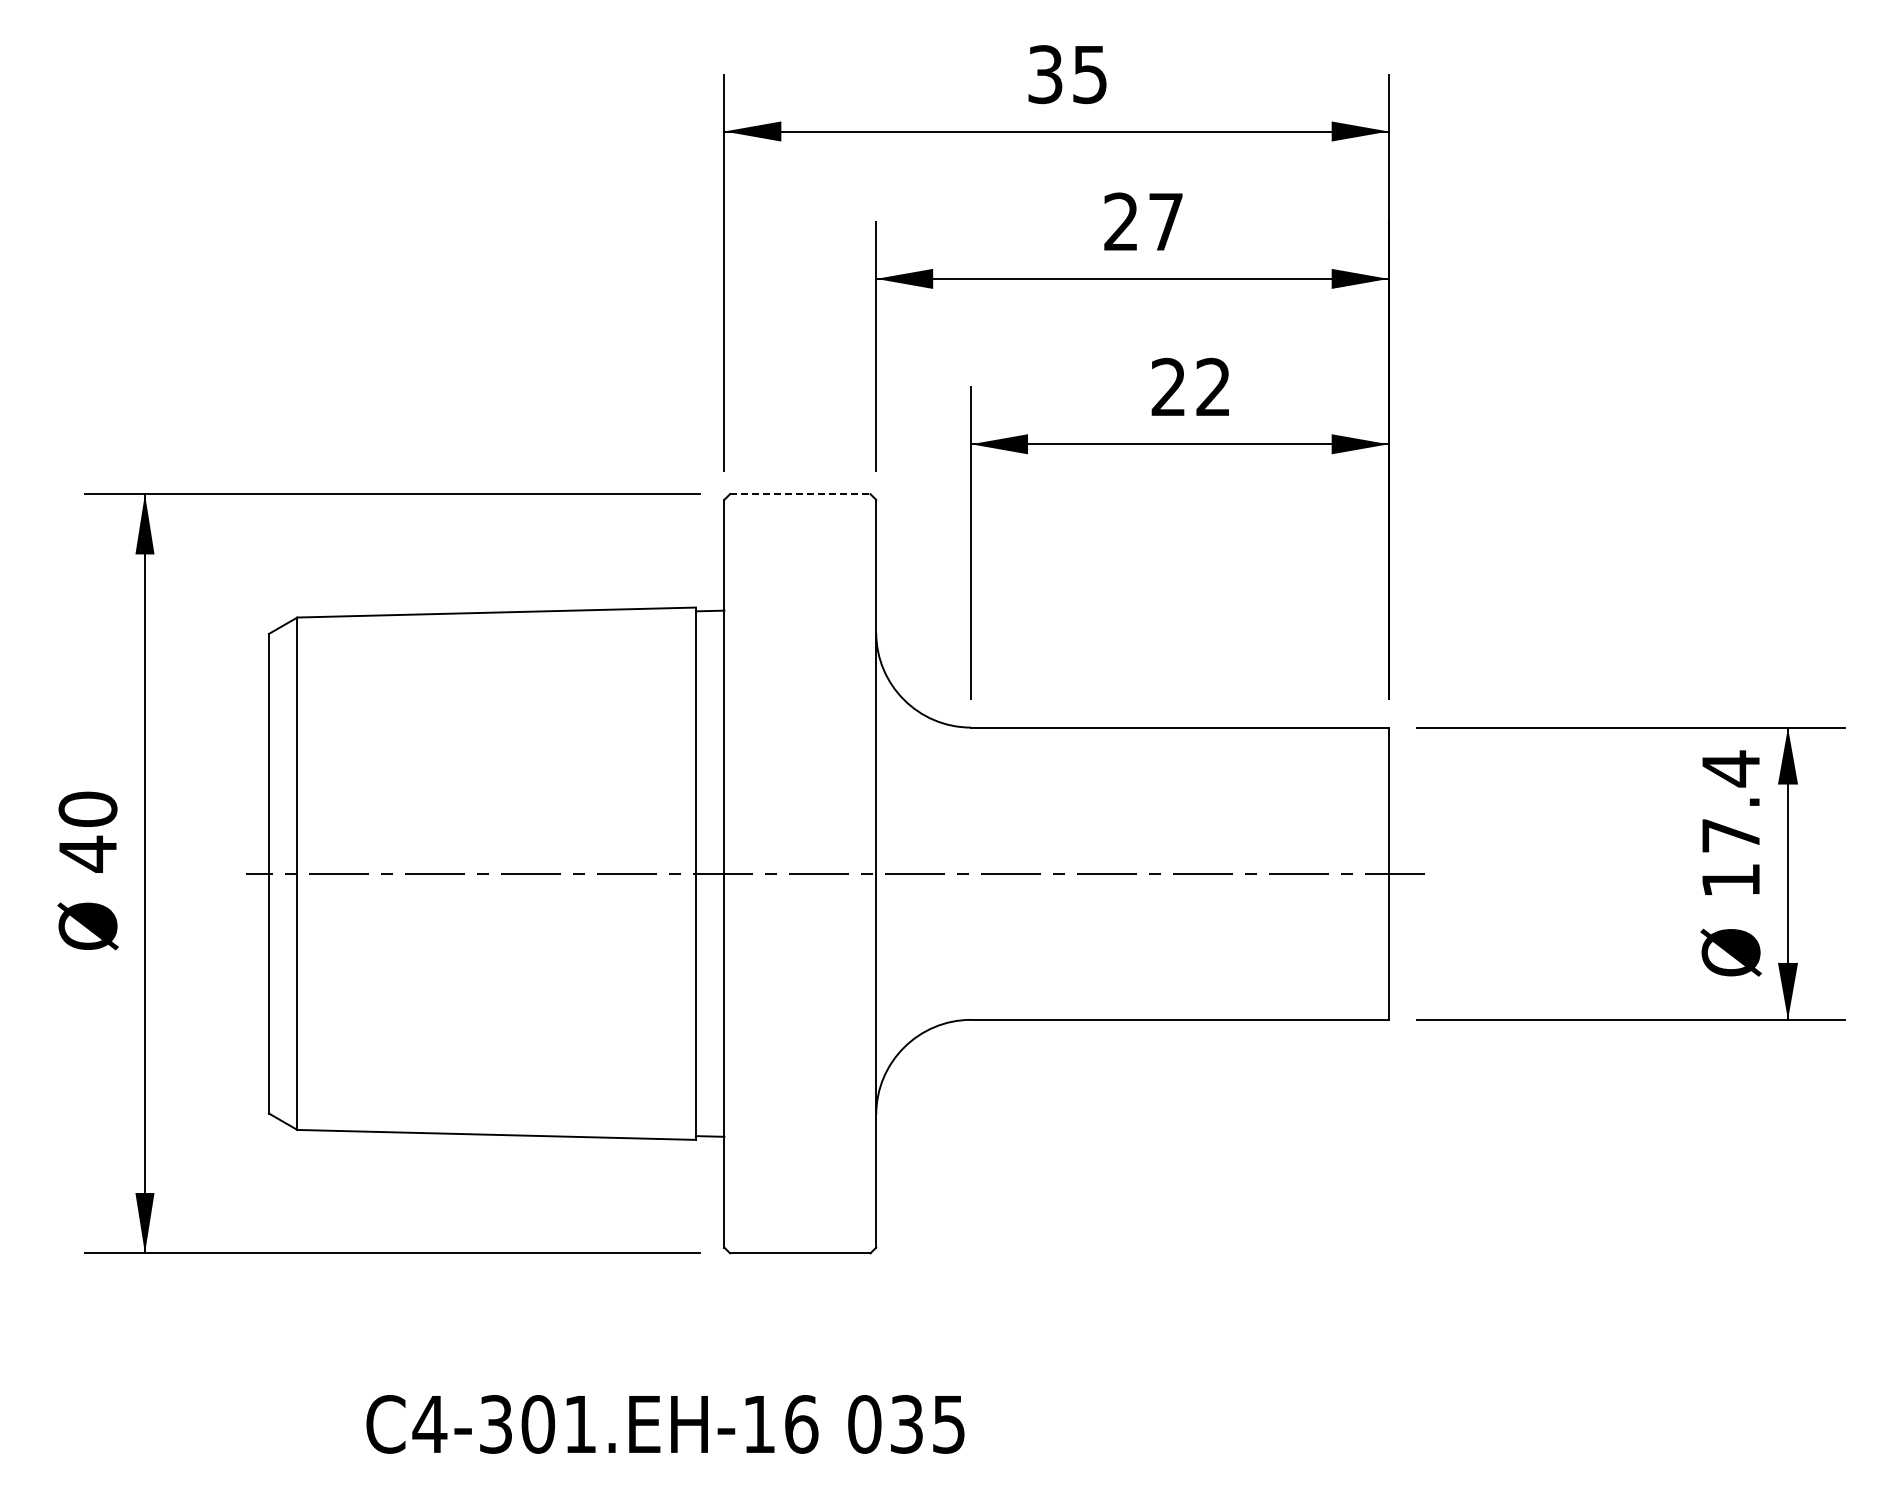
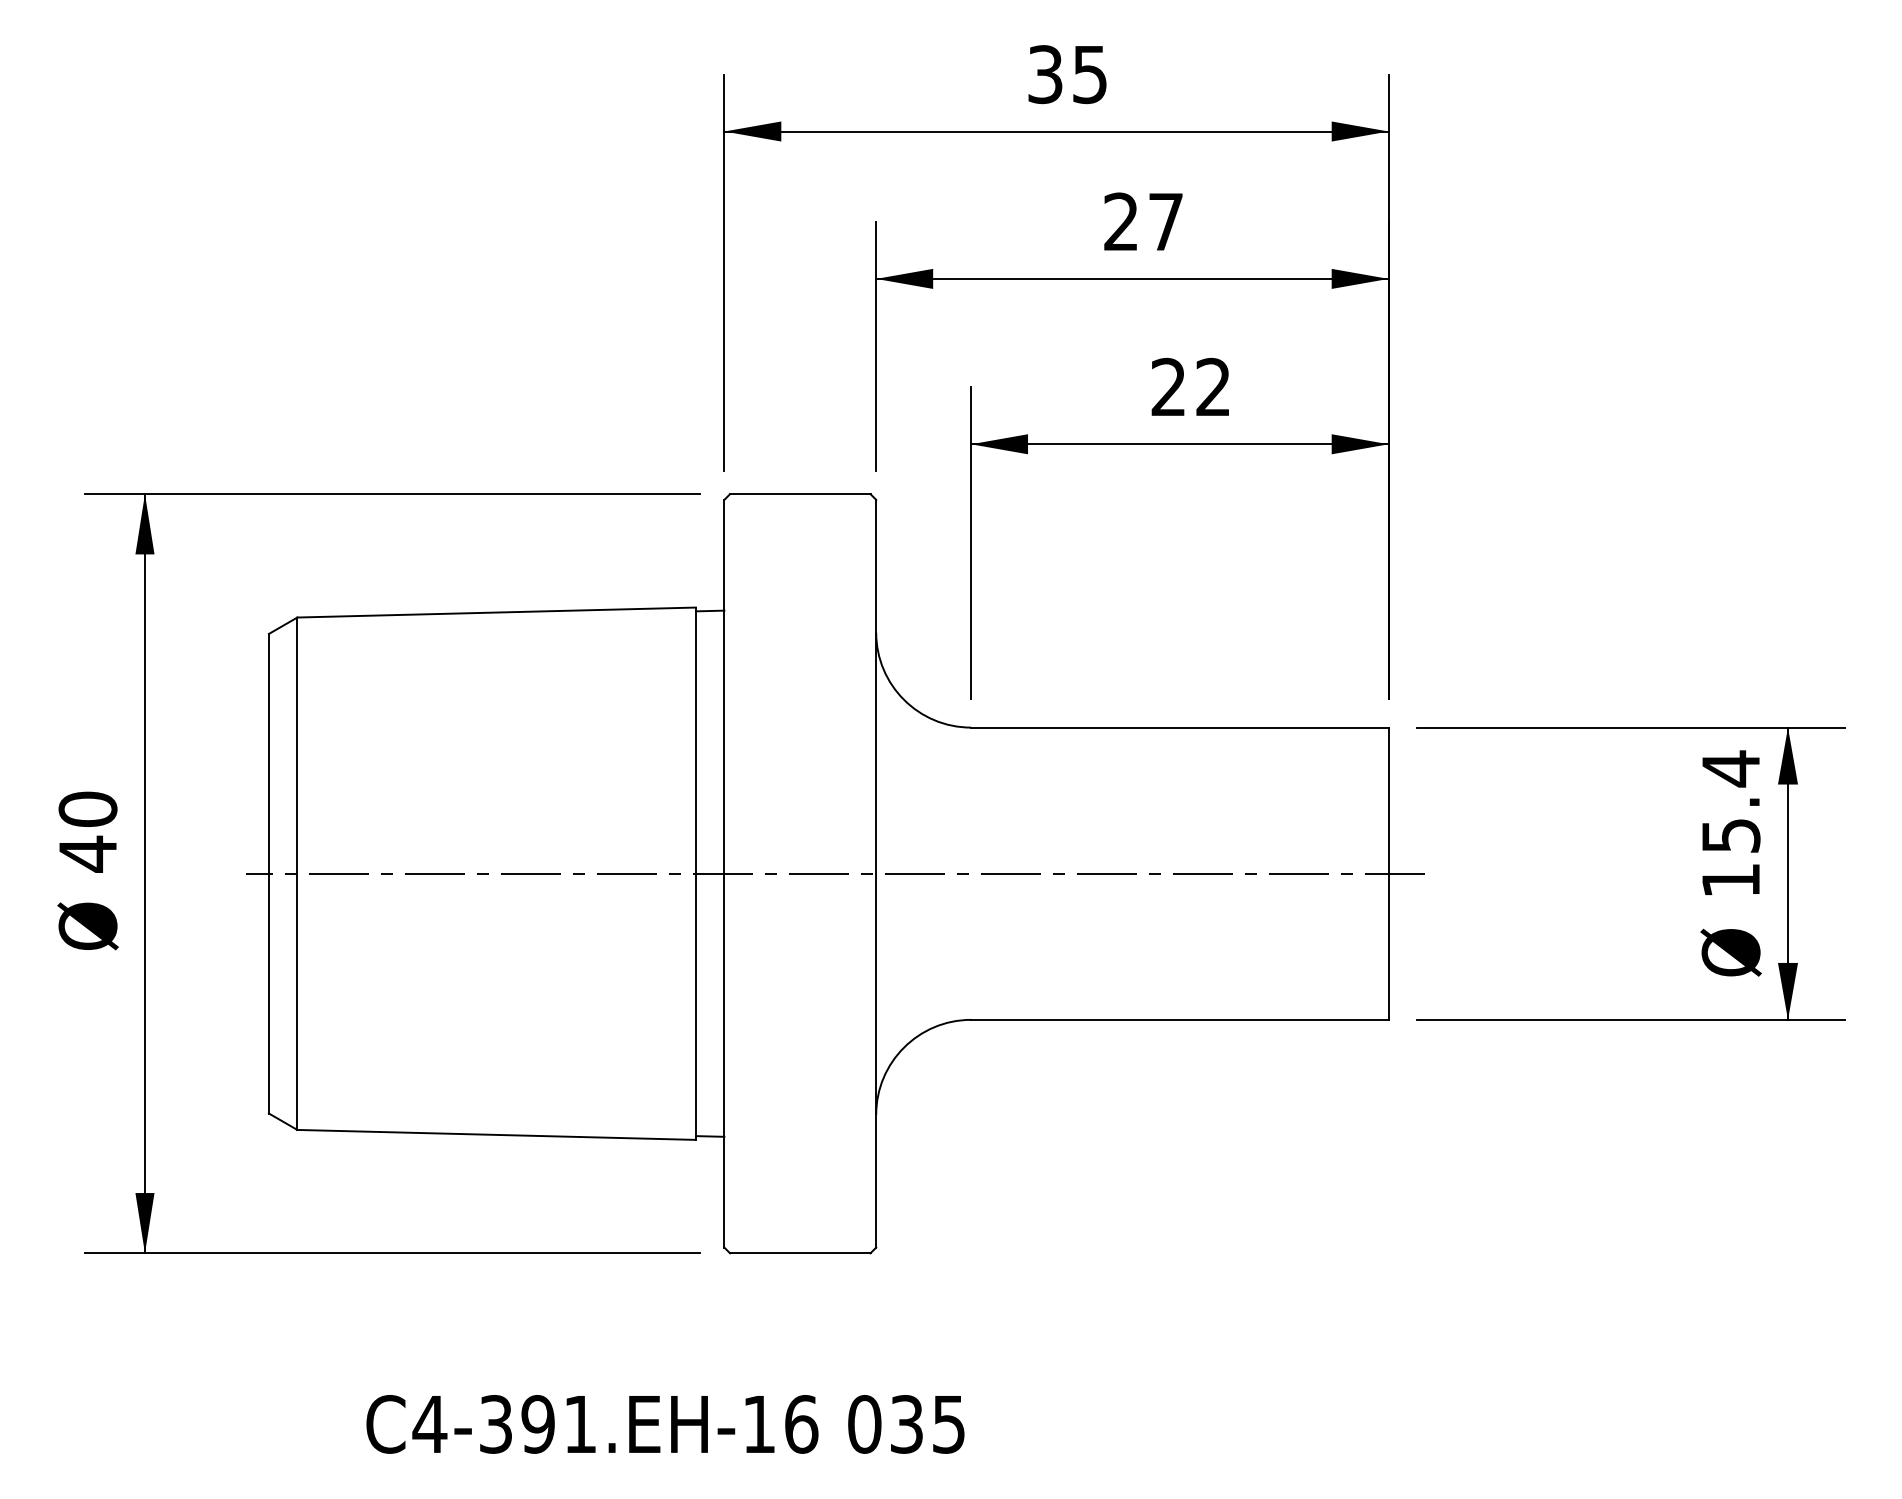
line: dashed -> solid (800, 494)
text: 17.4 -> 15.4 (1731, 835)
text: C4-301.EH-16 -> C4-391.EH-16 (537, 1424)
